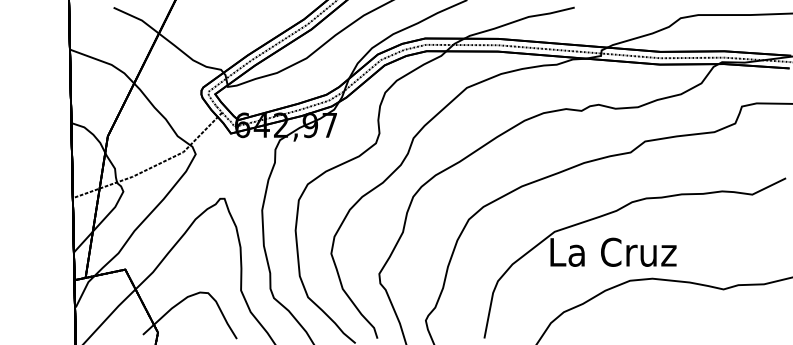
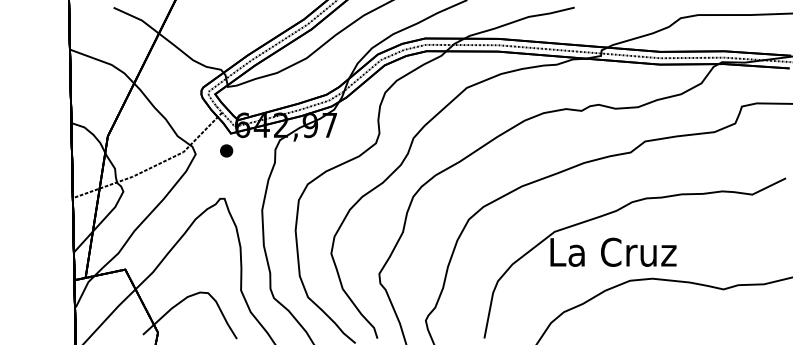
part: none -> present (226, 150)
